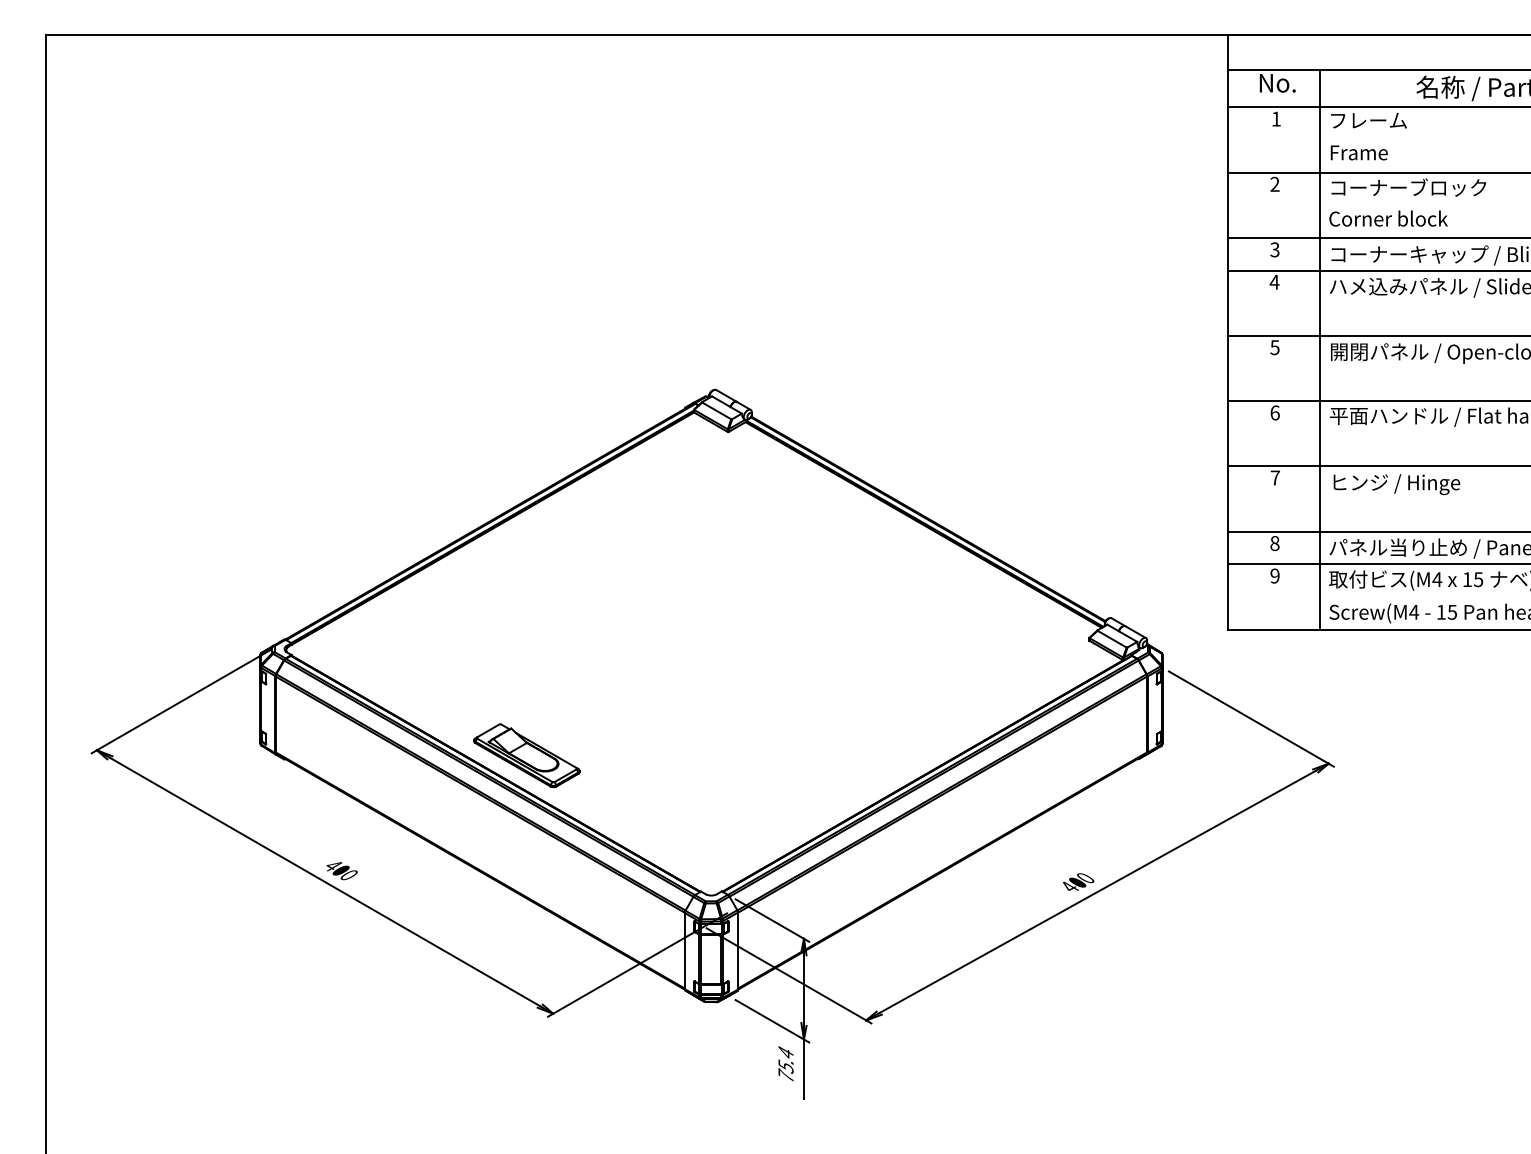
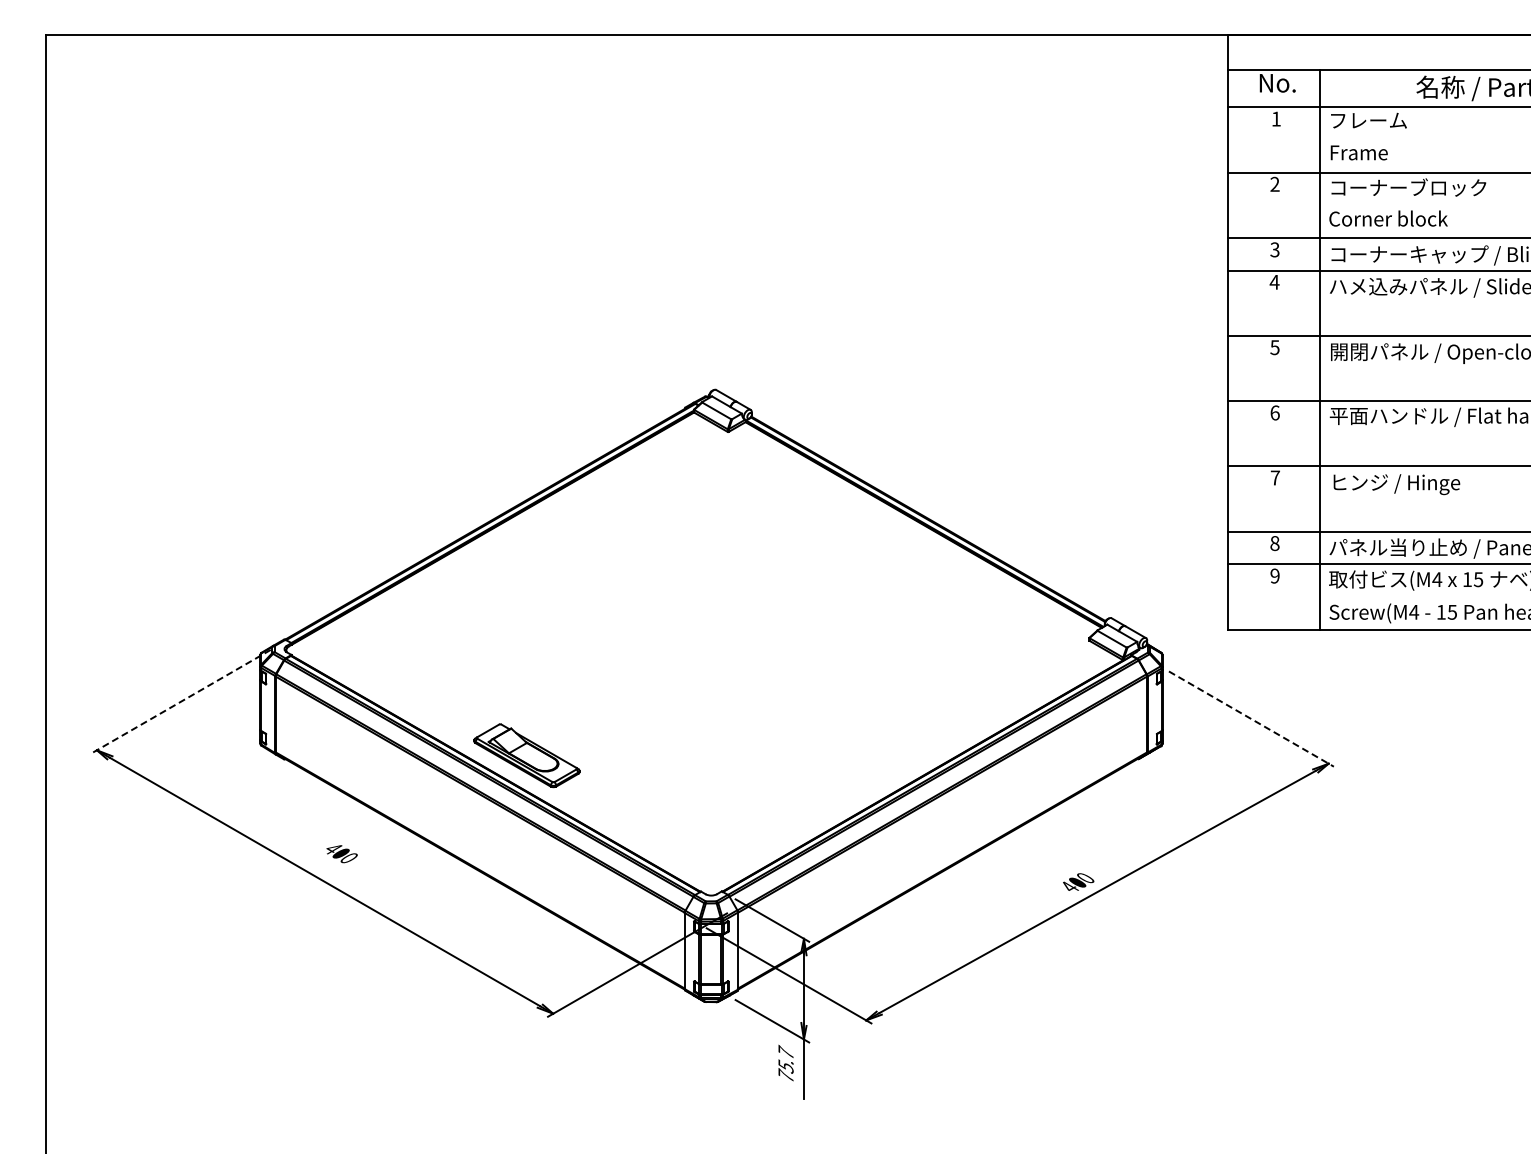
line: solid -> dashed (180, 701)
line: solid -> dashed (1251, 719)
text position: (341, 871) -> (341, 854) (341, 854)
text: 75.4 -> 75.7 (785, 1051)
